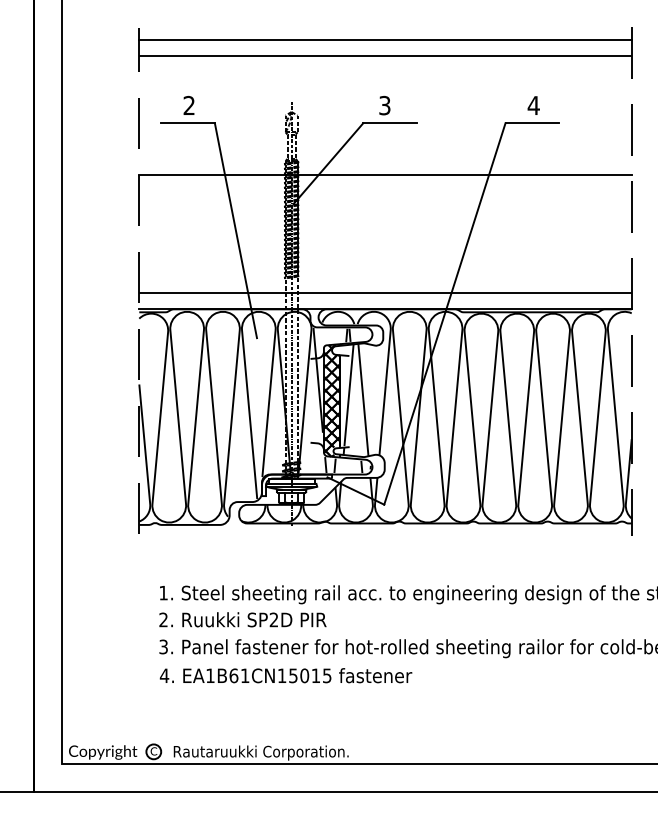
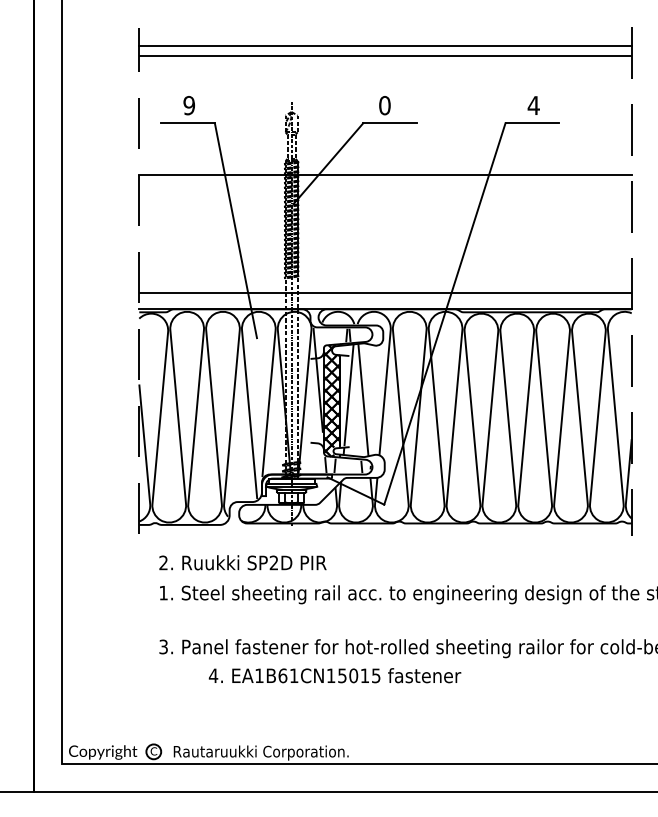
line position: (385, 39) -> (385, 45) (385, 45)
text: 2 -> 9 (189, 105)
text: 3 -> 0 (384, 105)
text position: (242, 619) -> (242, 562) (242, 562)
text position: (285, 675) -> (334, 675) (334, 675)
